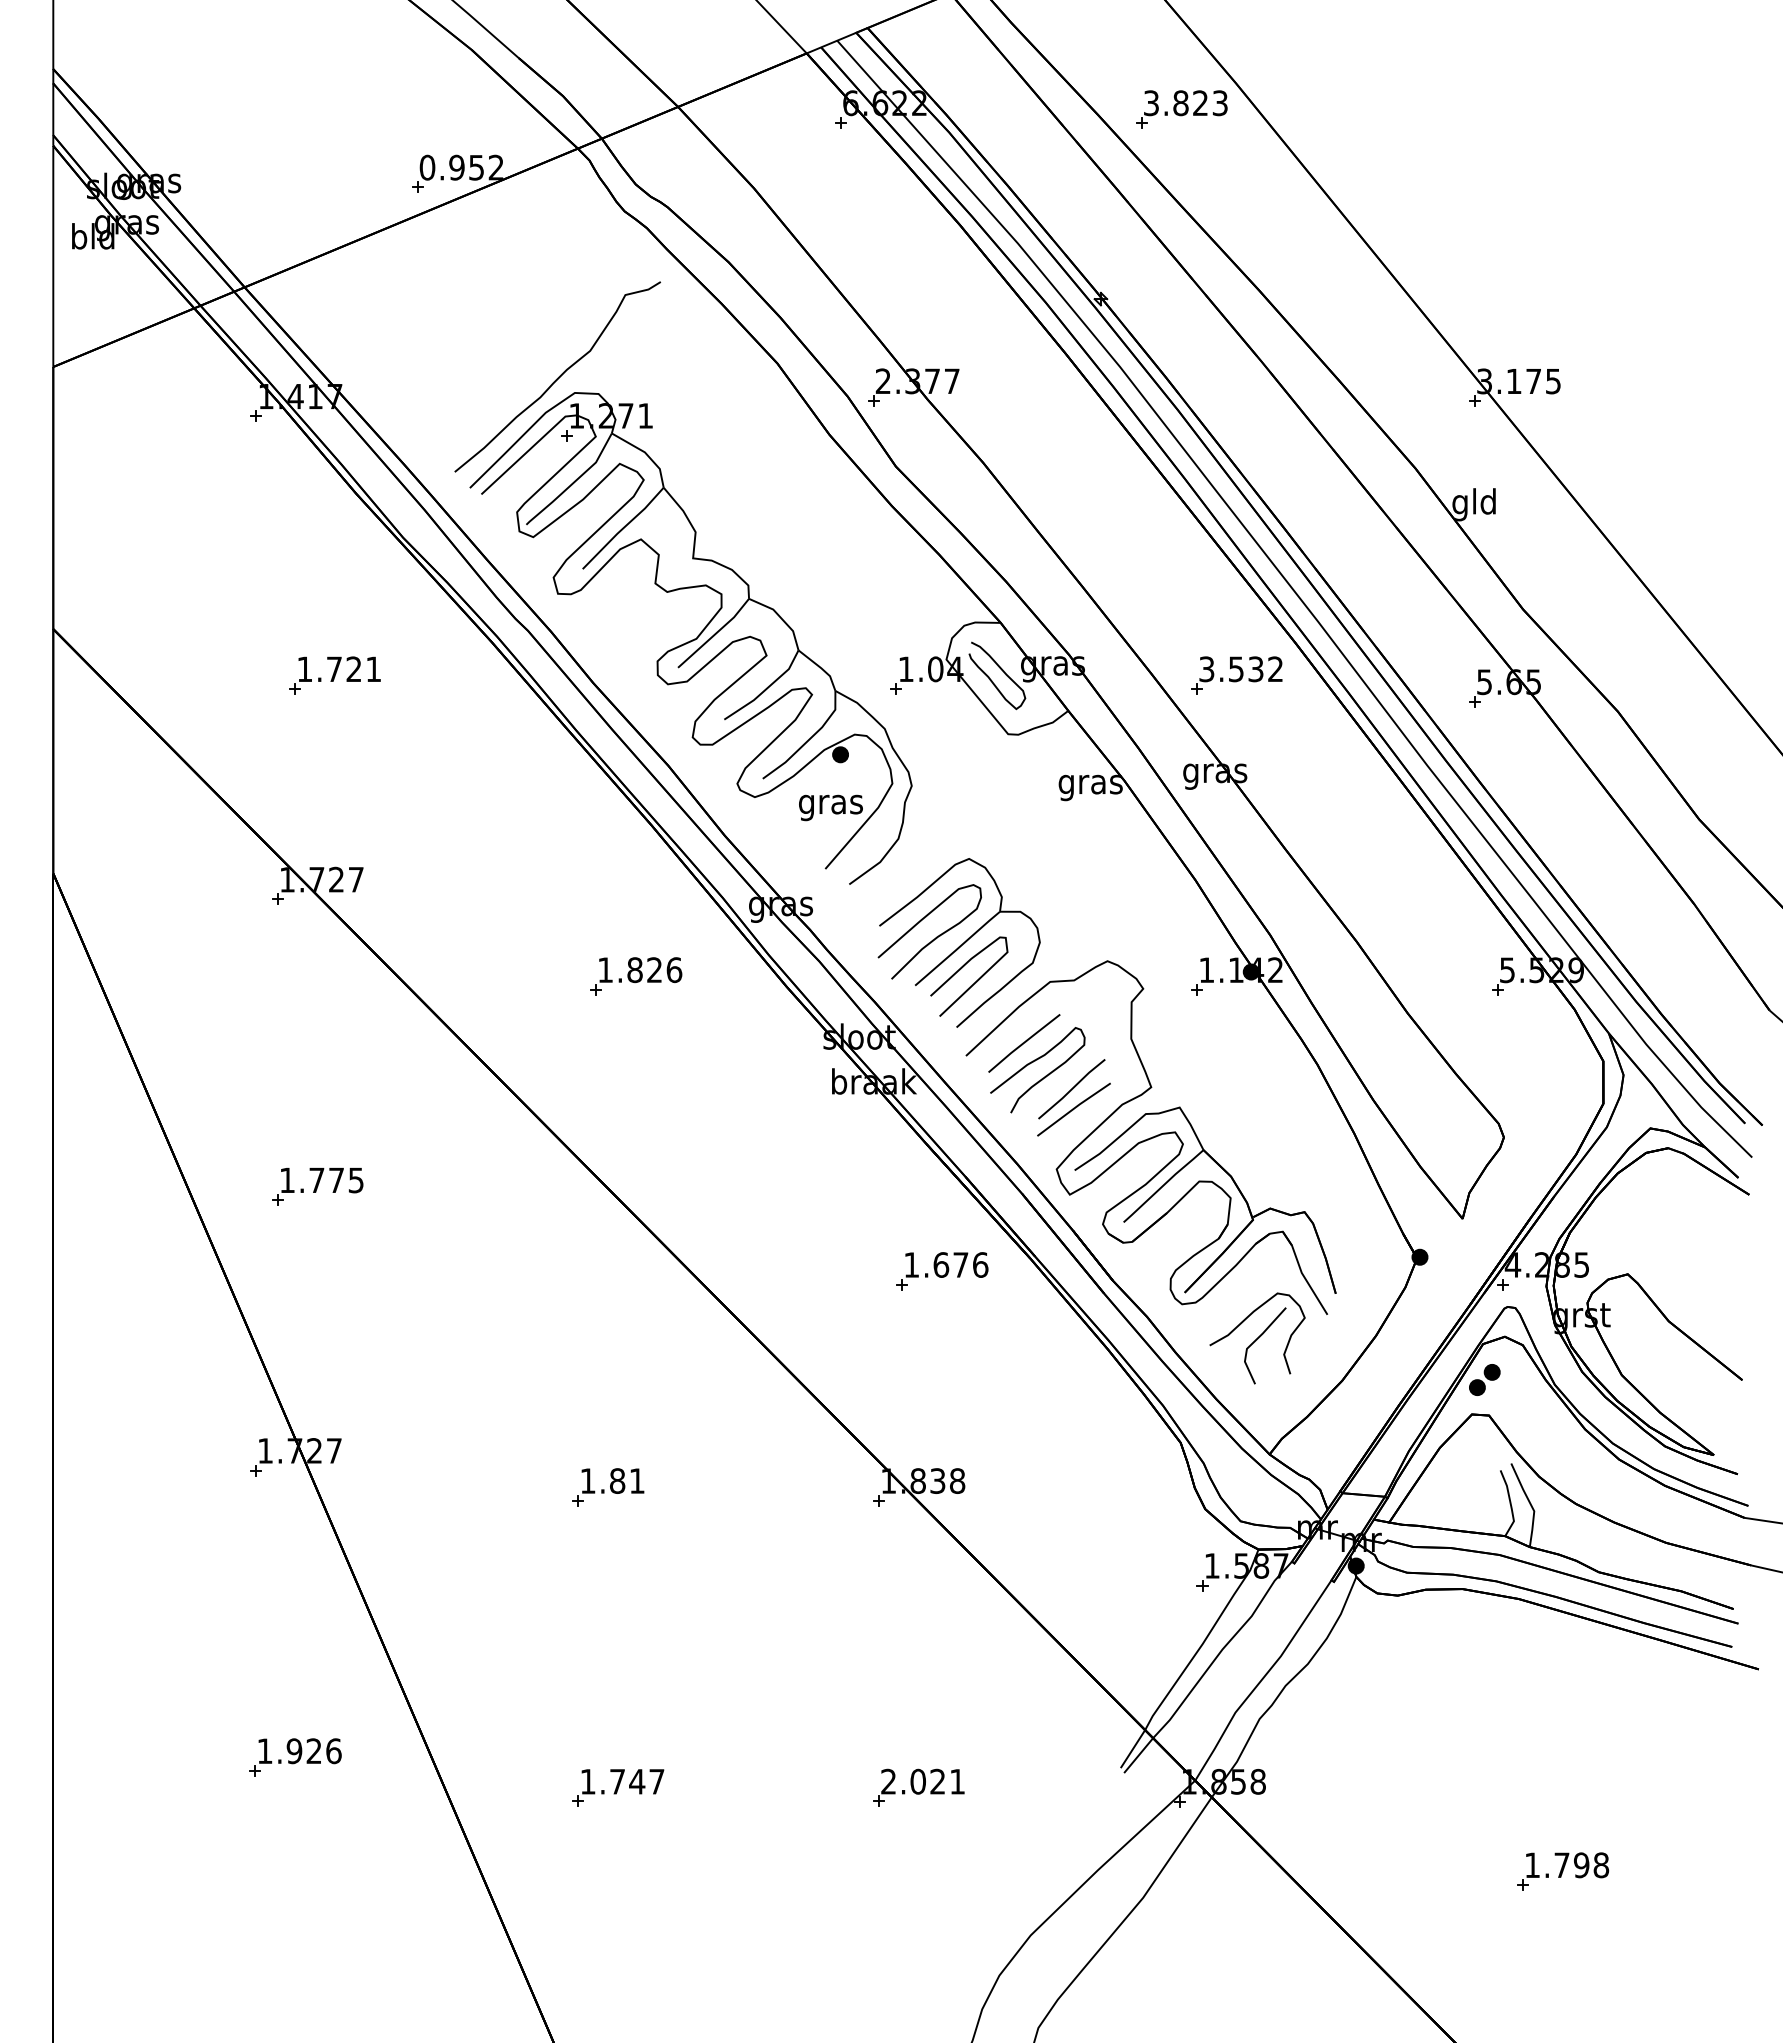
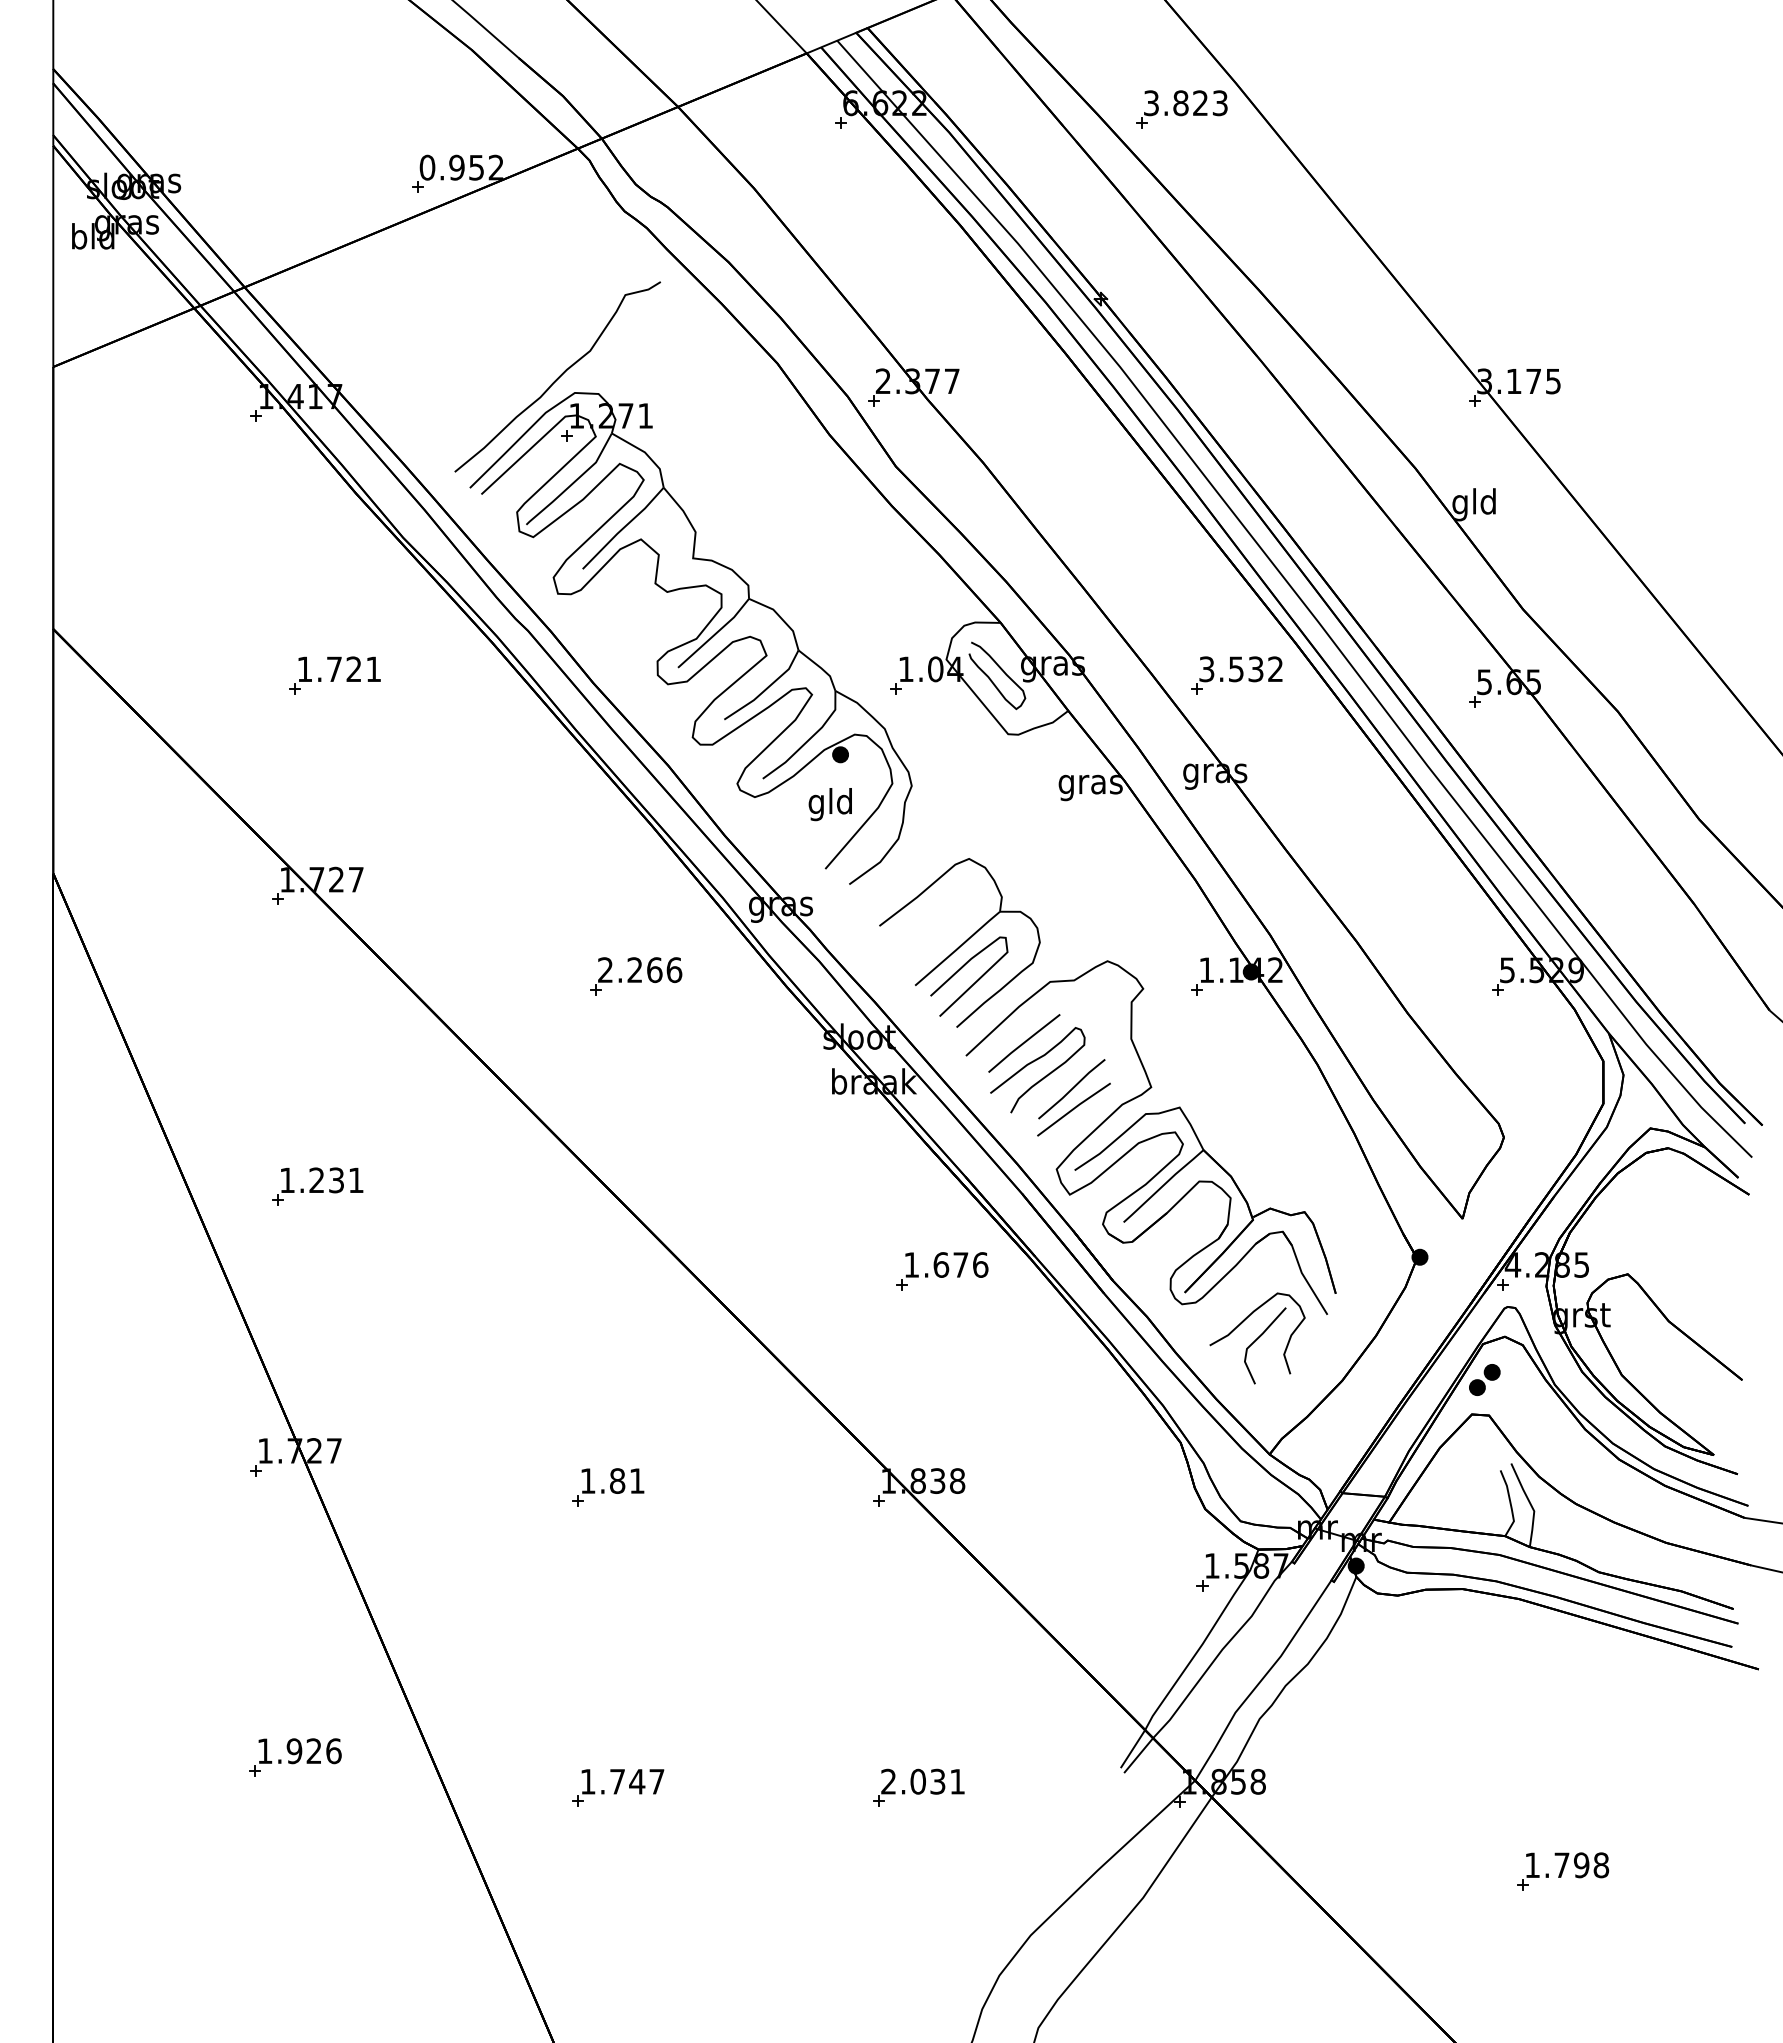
text: gras -> gld (830, 804)
curve: present -> none (935, 937)
text: 1.826 -> 2.266 (630, 970)
text: 1.775 -> 1.231 (336, 1180)
text: 2.021 -> 2.031 (937, 1781)
